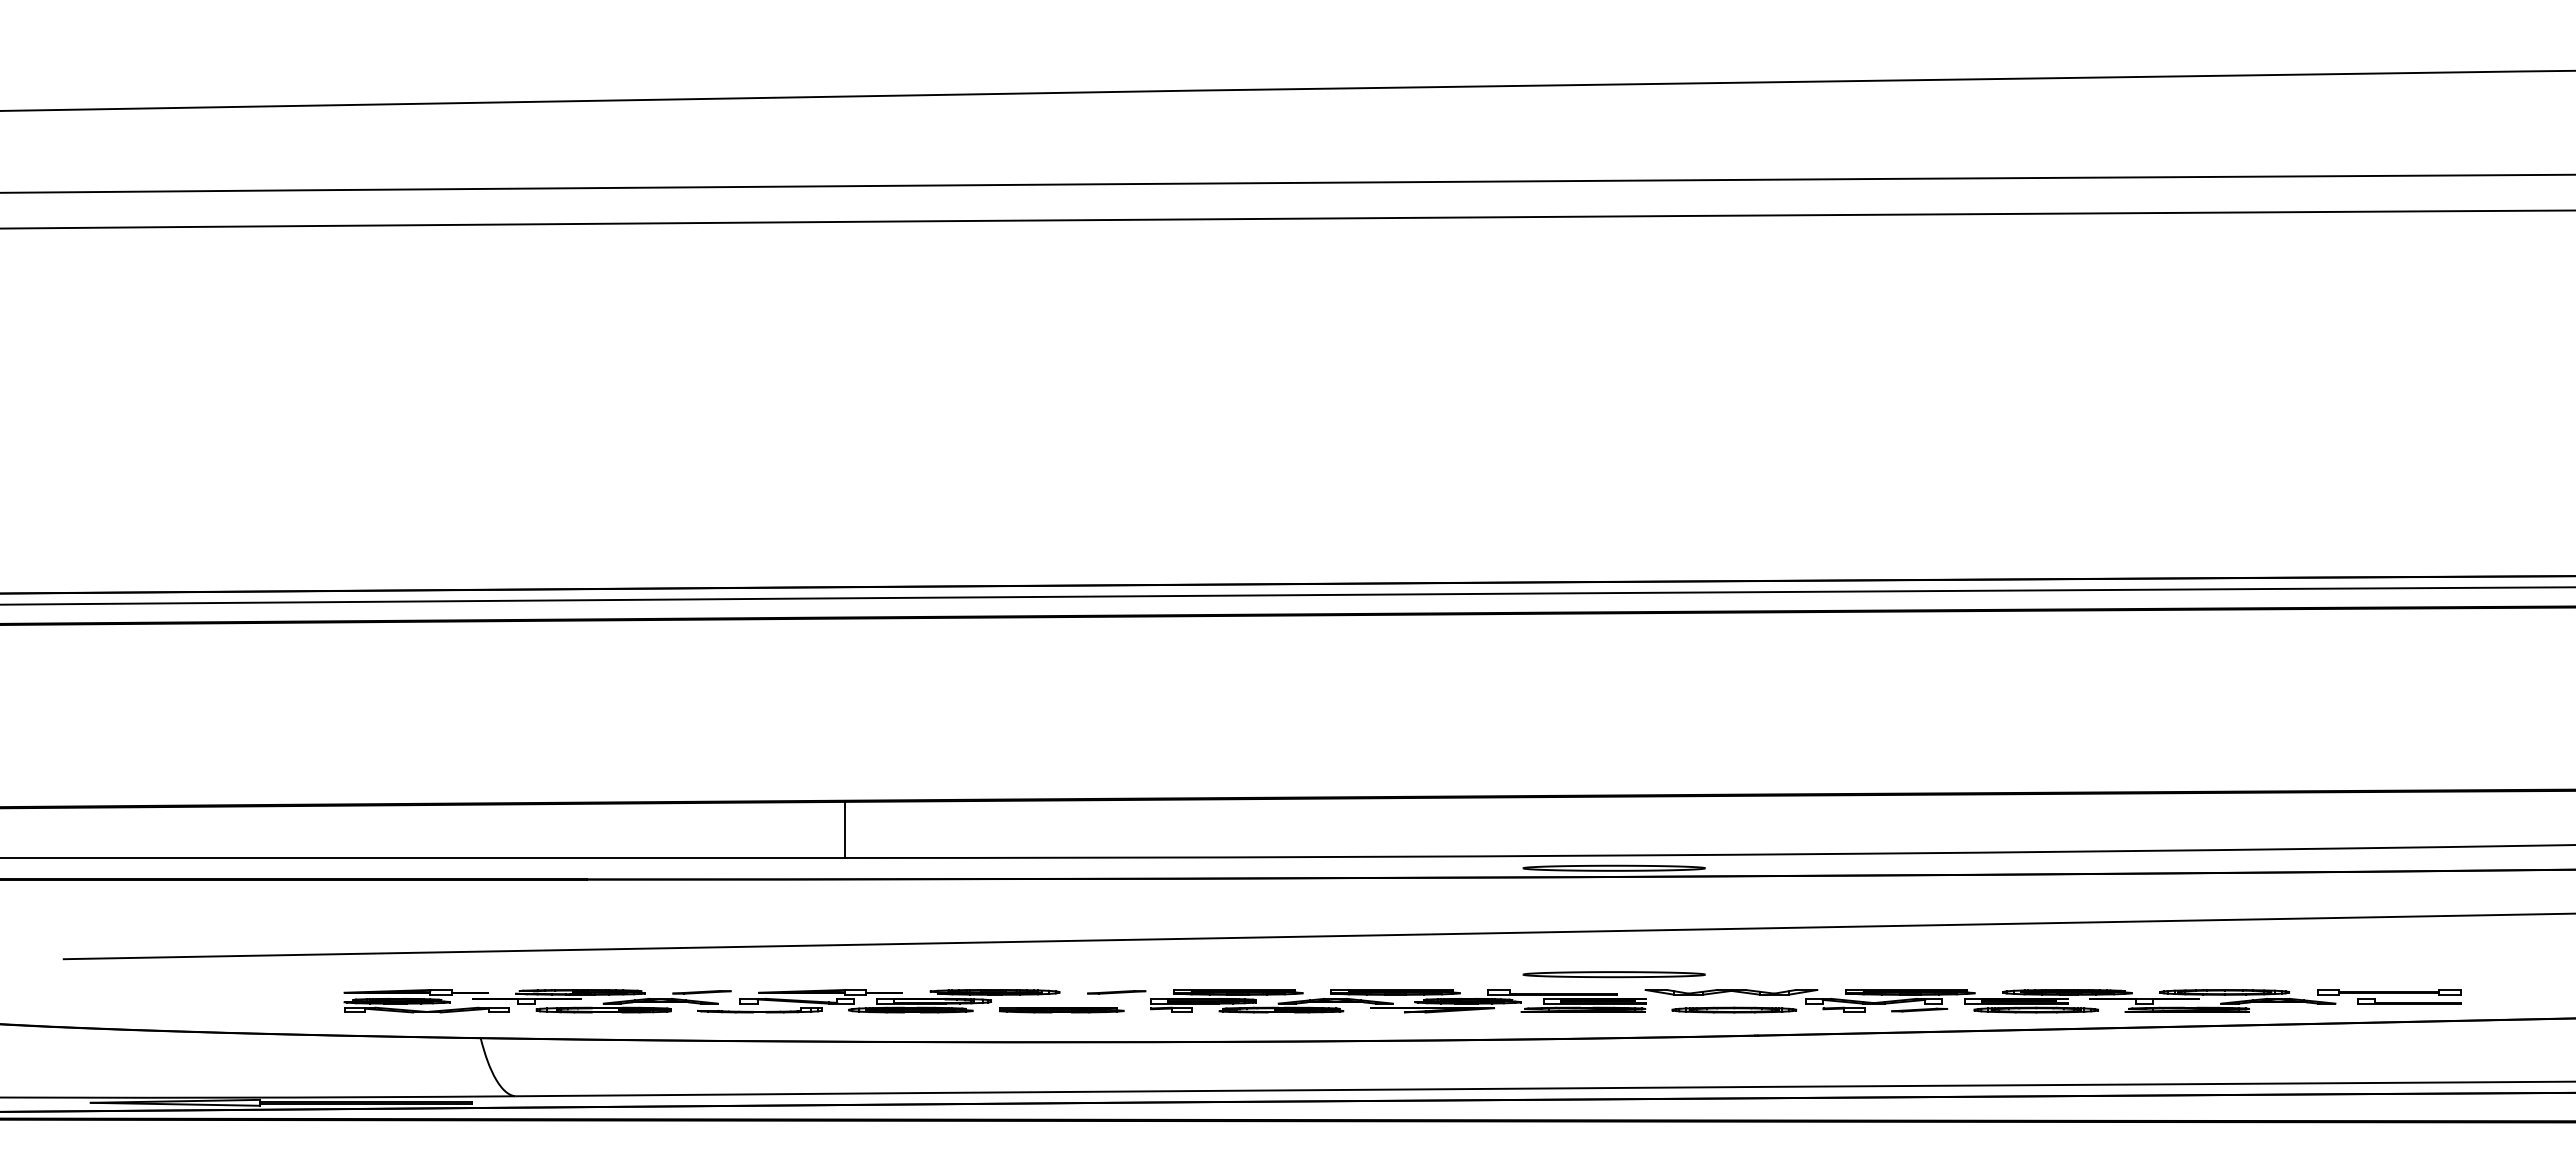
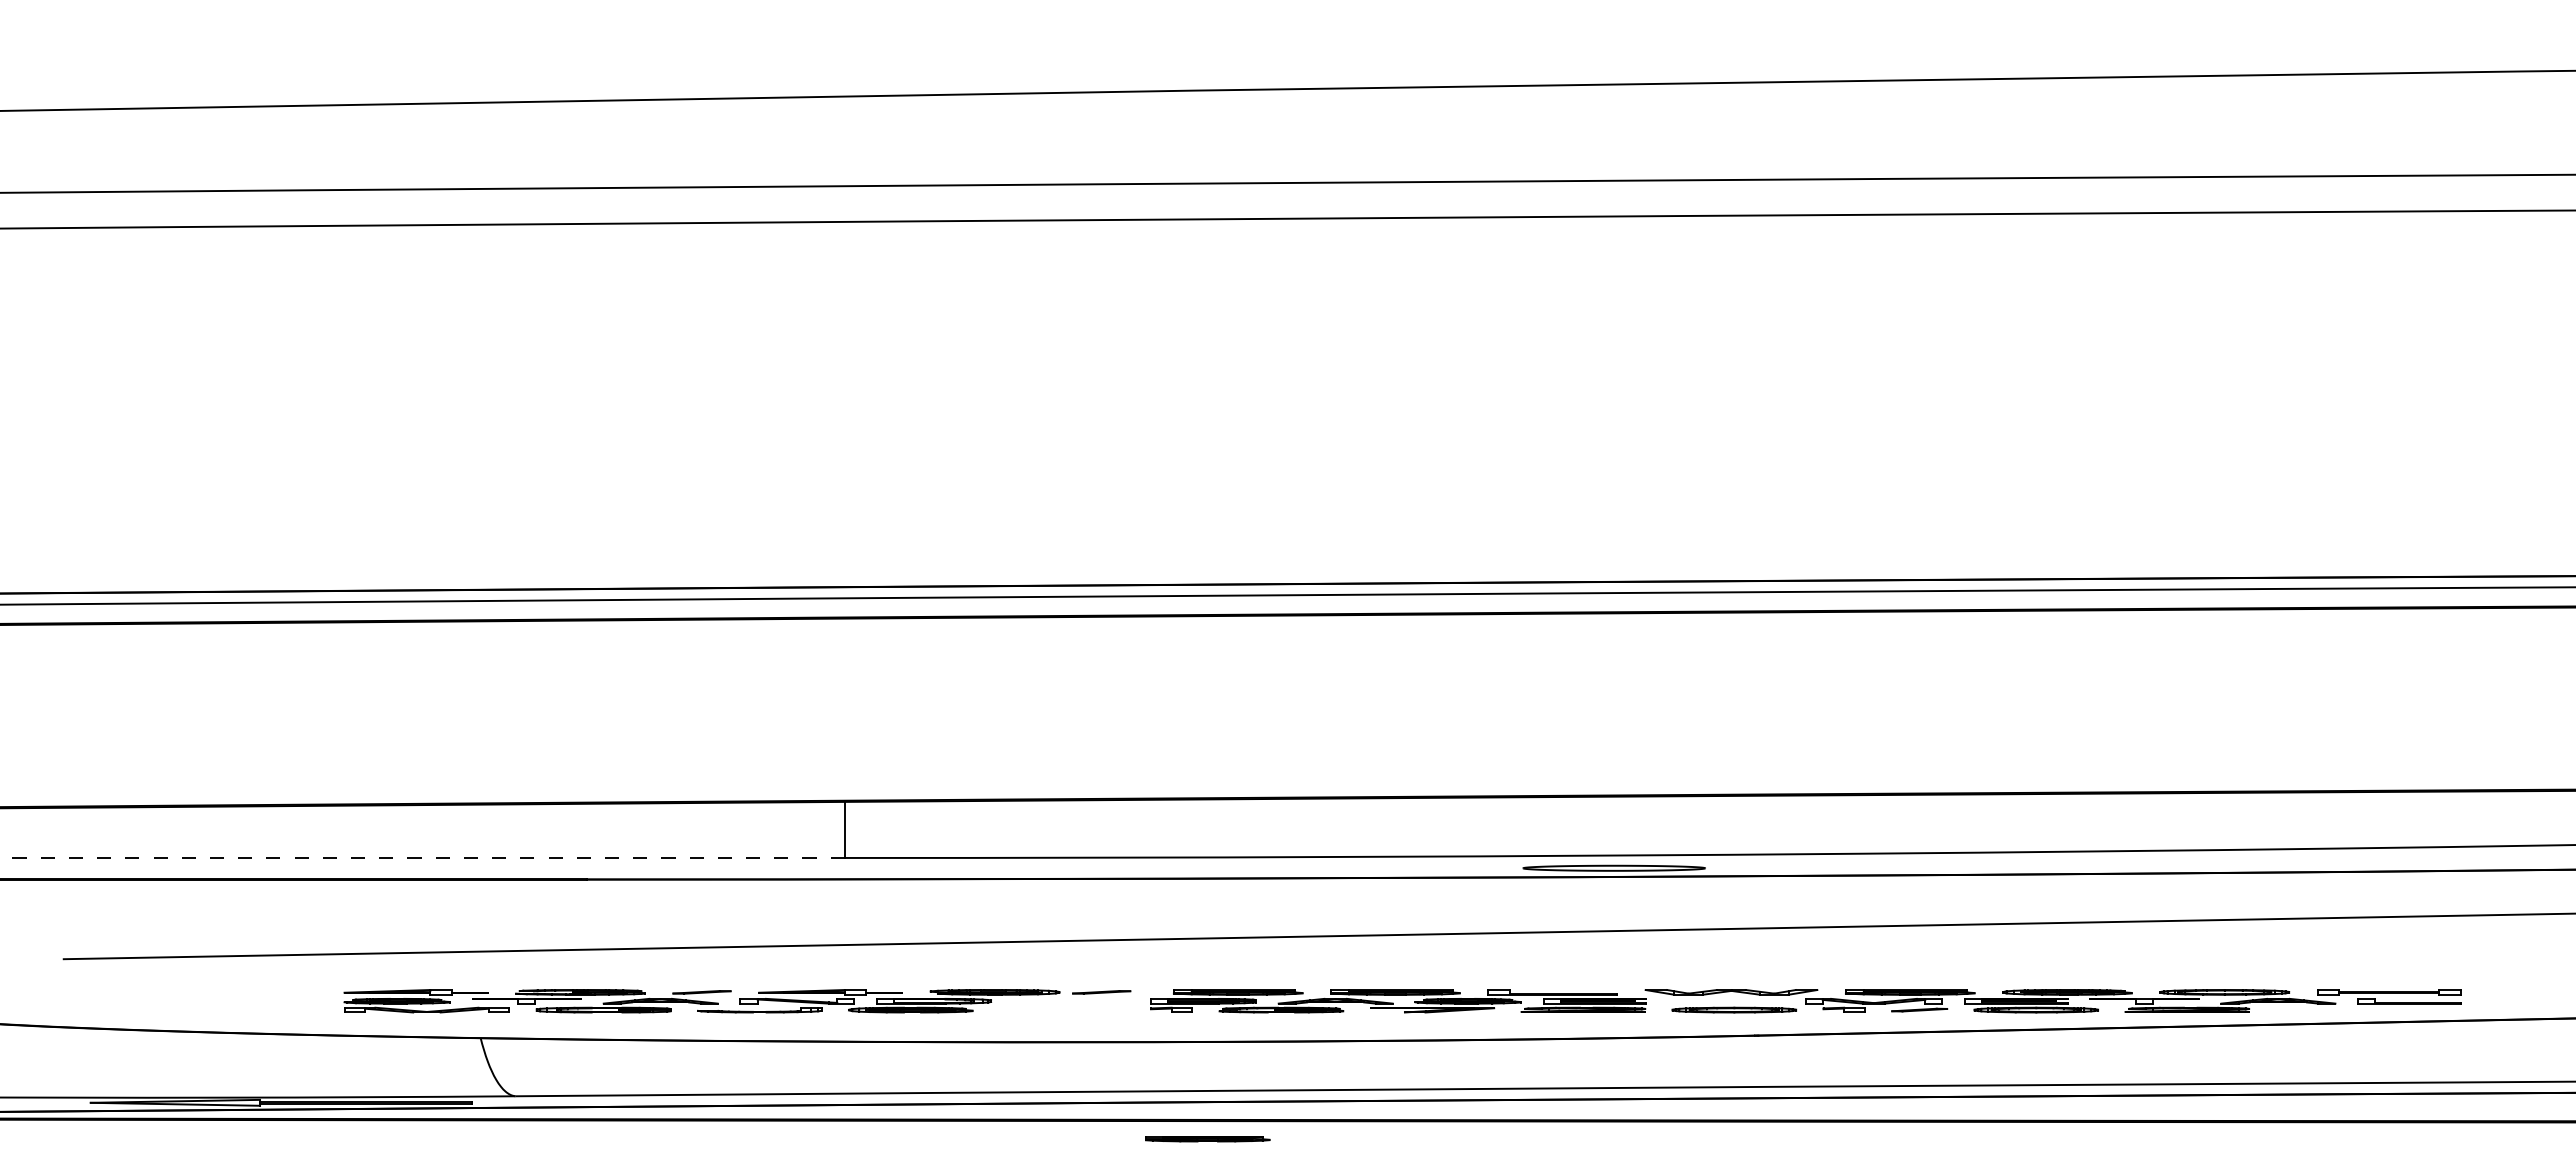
line: solid -> dashed (421, 857)
part: present -> none (1613, 974)
line position: (1116, 992) -> (1101, 992) (1101, 992)
part position: (1061, 1010) -> (1207, 1139) (1207, 1139)
